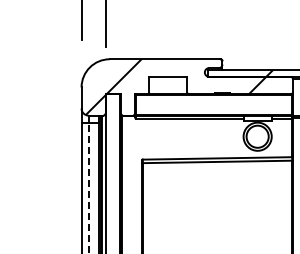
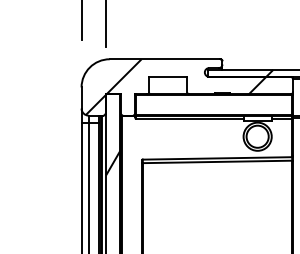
hatch: none -> present (113, 162)
line: dashed -> solid (88, 187)
